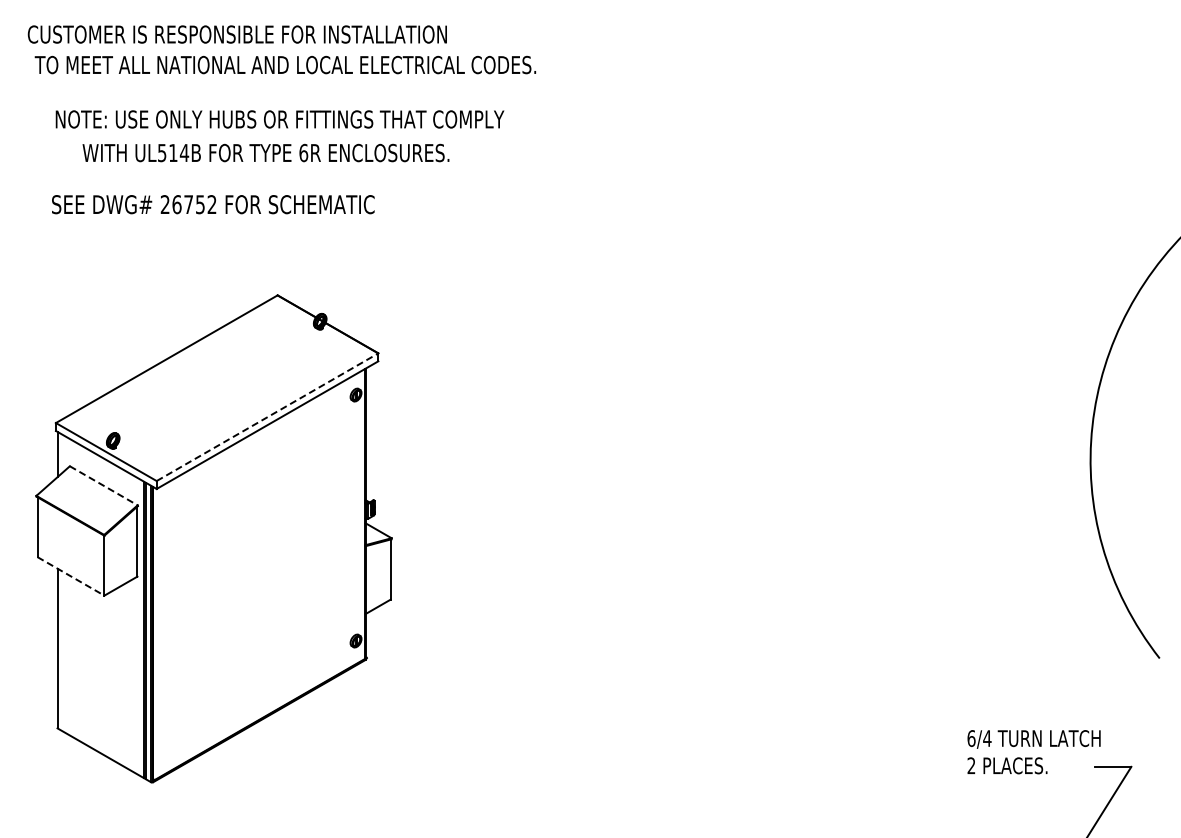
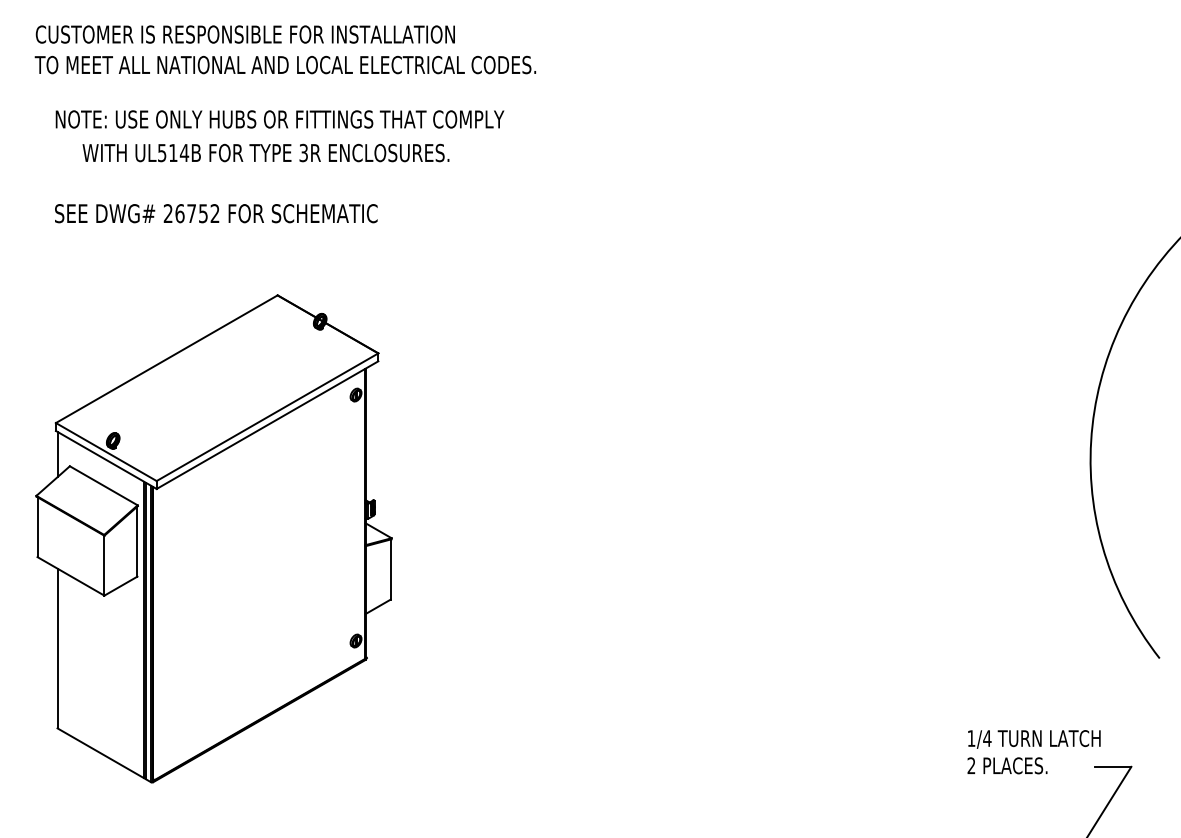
text position: (236, 34) -> (244, 34) (244, 34)
text: 6R -> 3R (303, 152)
text position: (213, 204) -> (216, 213) (216, 213)
line: dashed -> solid (267, 417)
line: dashed -> solid (104, 486)
line: dashed -> solid (70, 576)
text: 6/4 -> 1/4 (971, 738)
